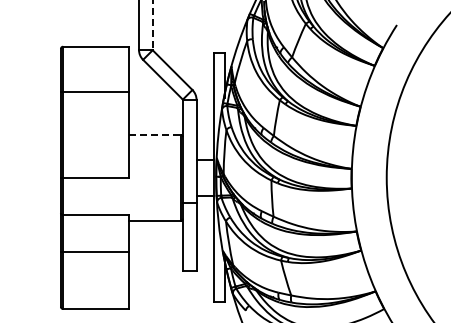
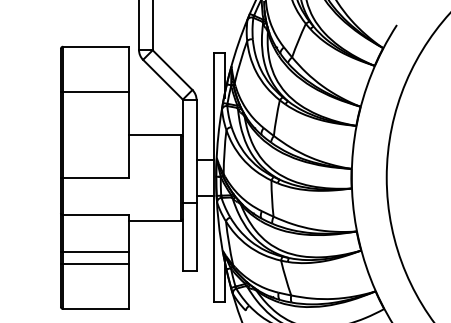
line: dashed -> solid (152, 25)
line: dashed -> solid (155, 134)
line: none -> present (94, 263)
